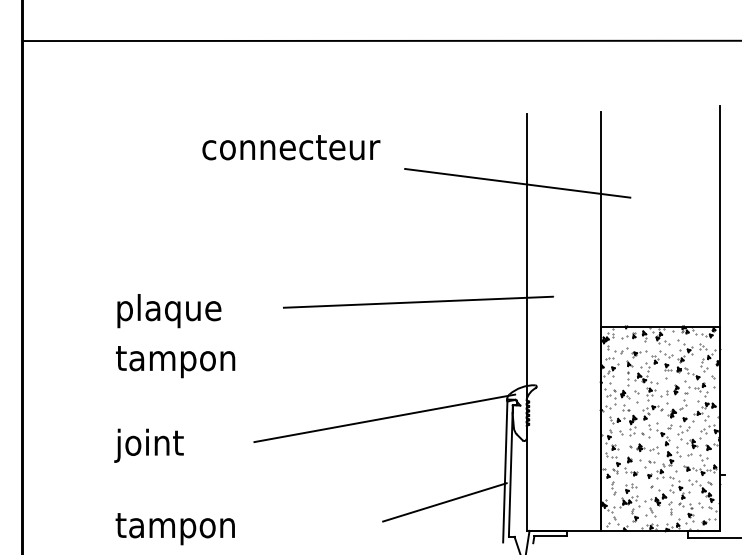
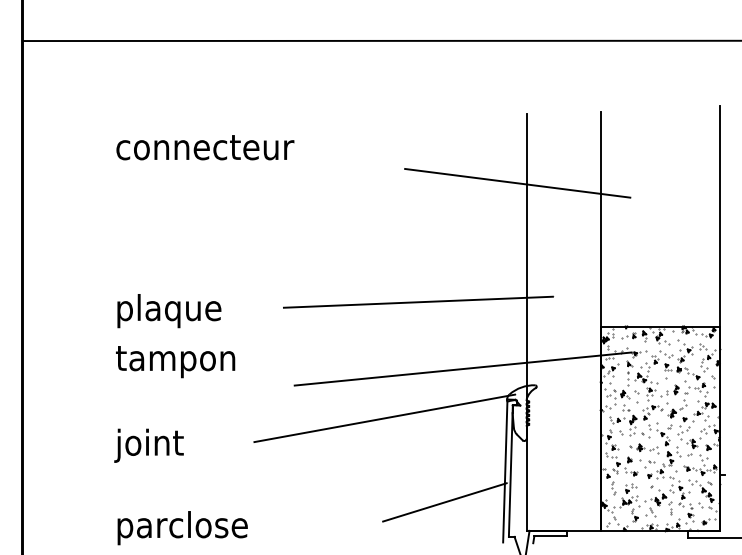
text position: (291, 147) -> (205, 147) (205, 147)
line: none -> present (462, 368)
text: tampon -> parclose (181, 528)
